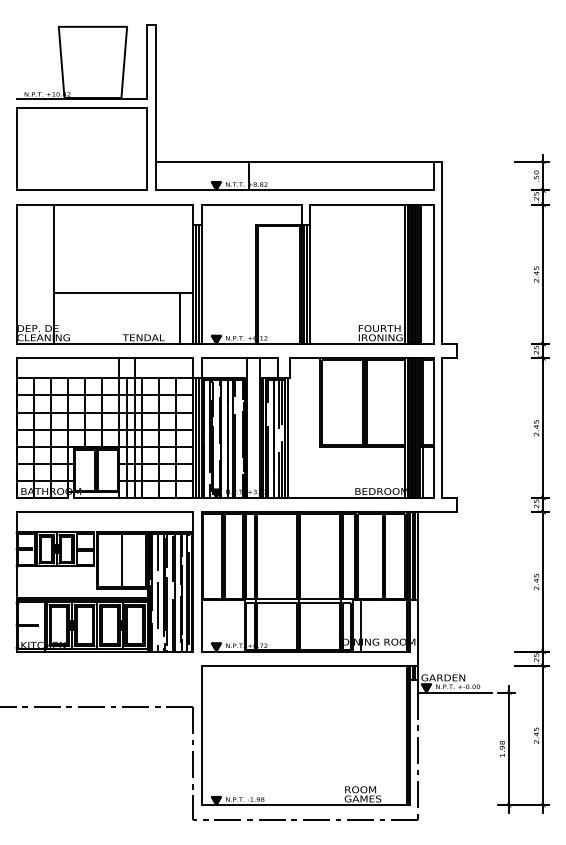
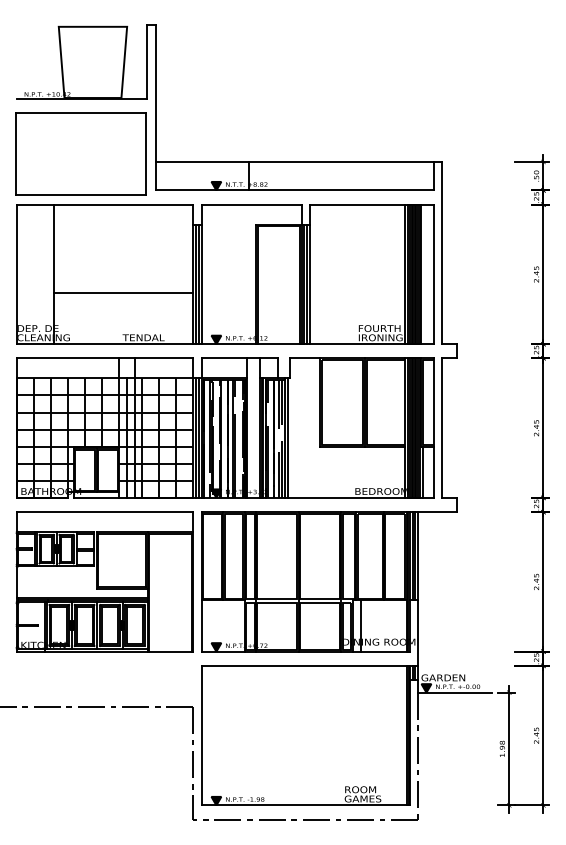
part position: (81, 148) -> (80, 153) (80, 153)
line: present -> none (180, 318)
line: present -> none (122, 560)
hatch: present -> none (168, 592)
